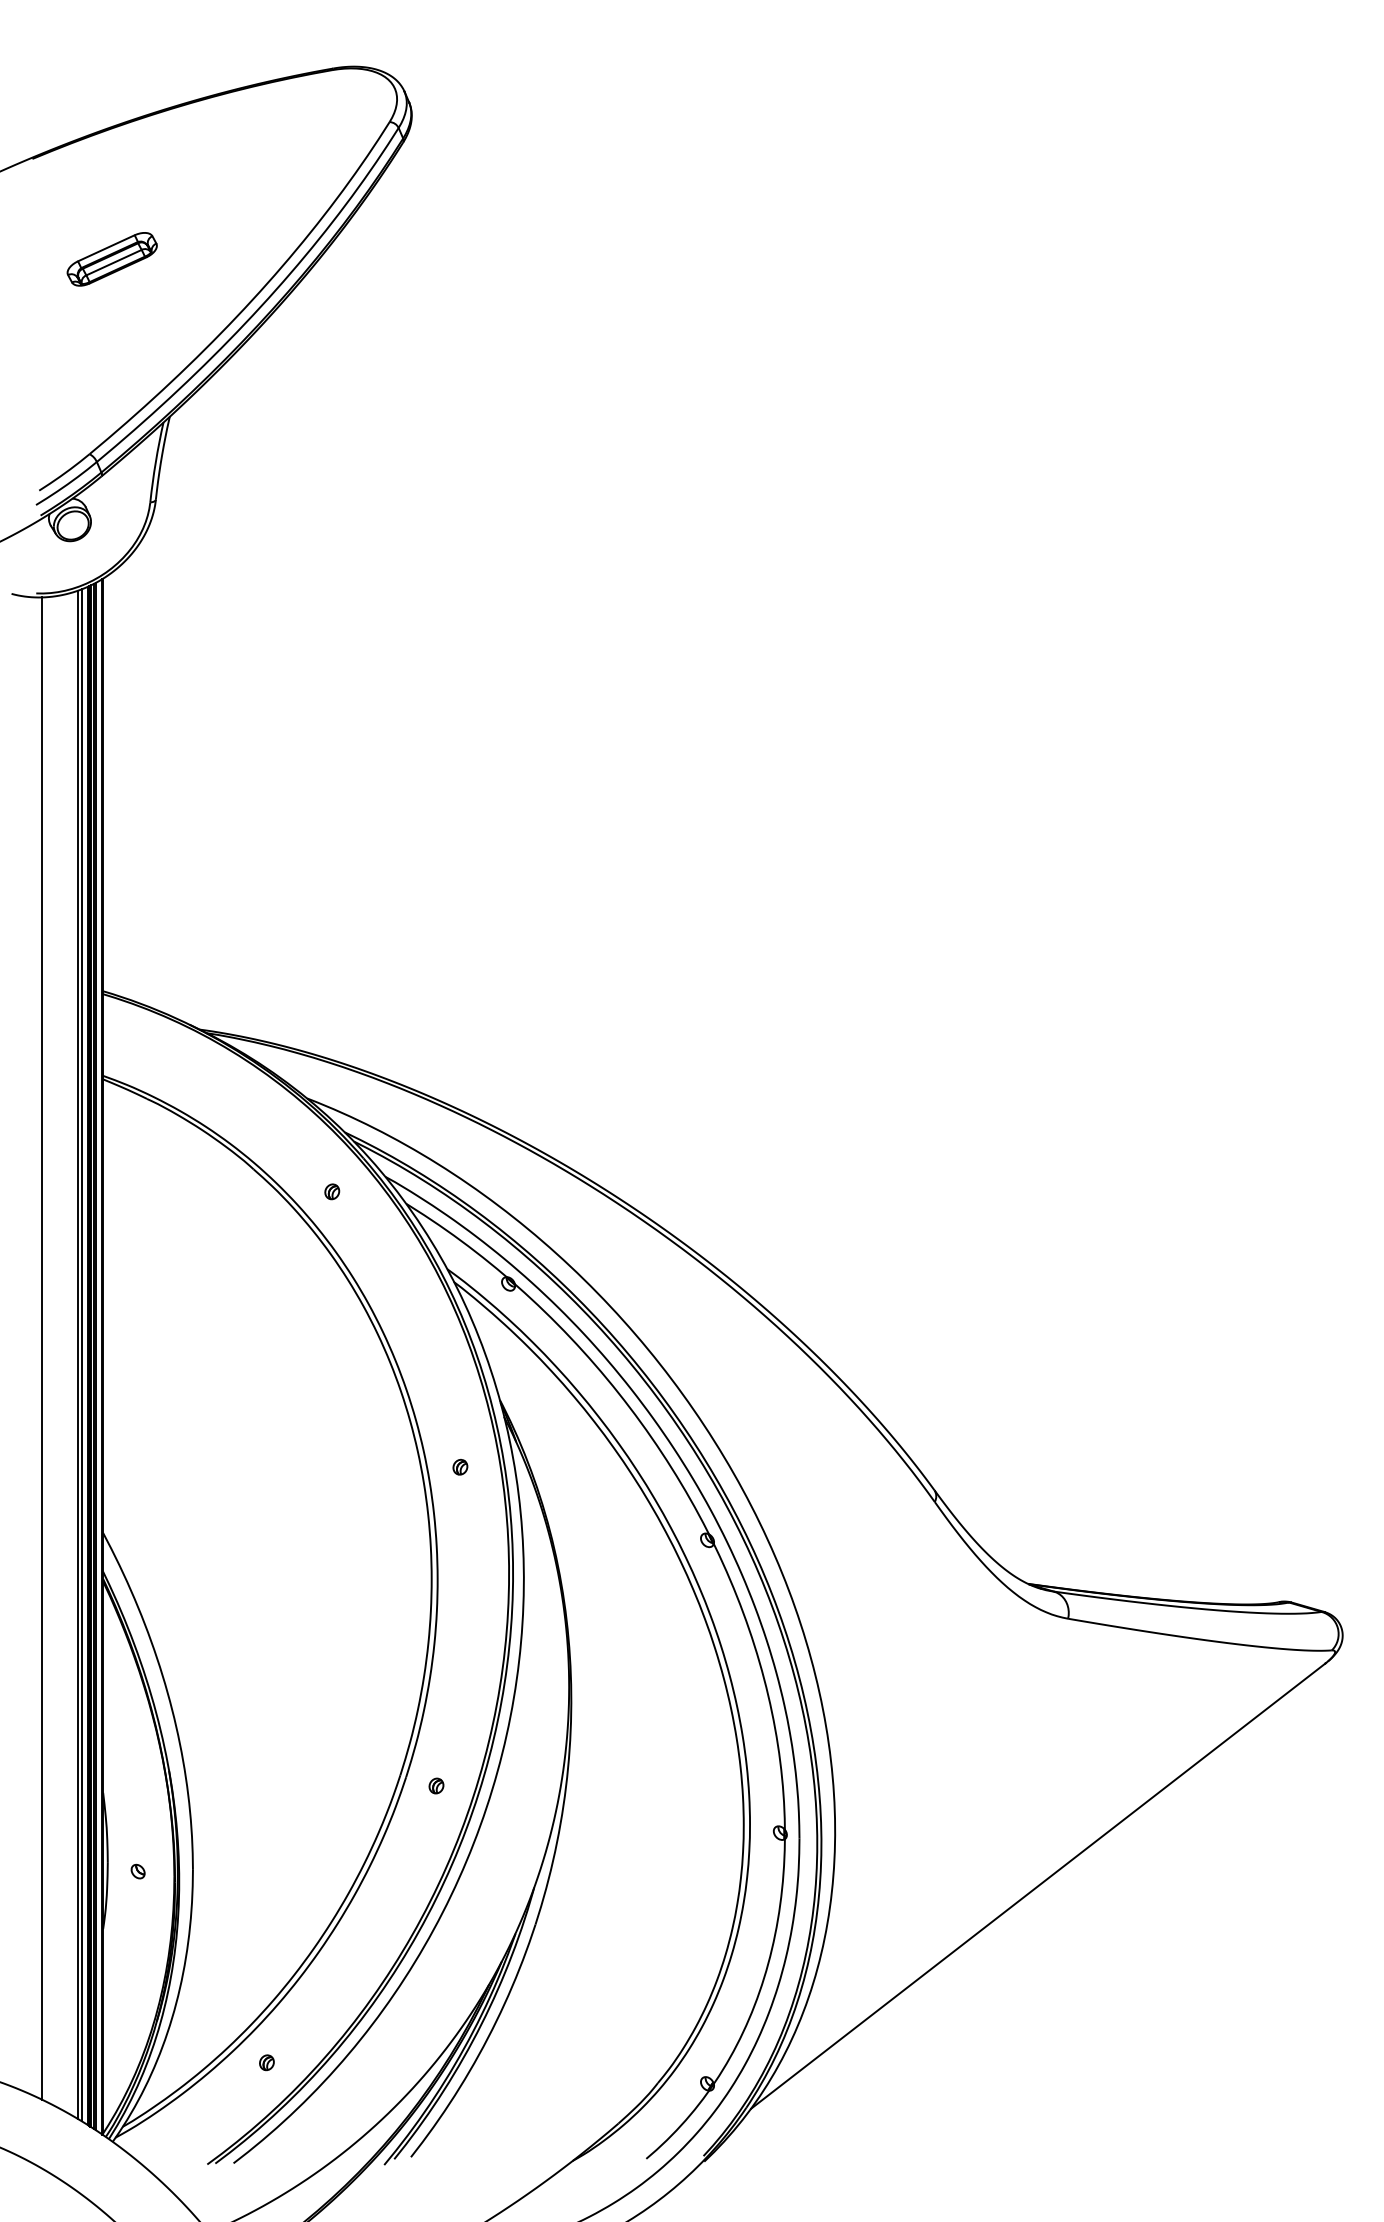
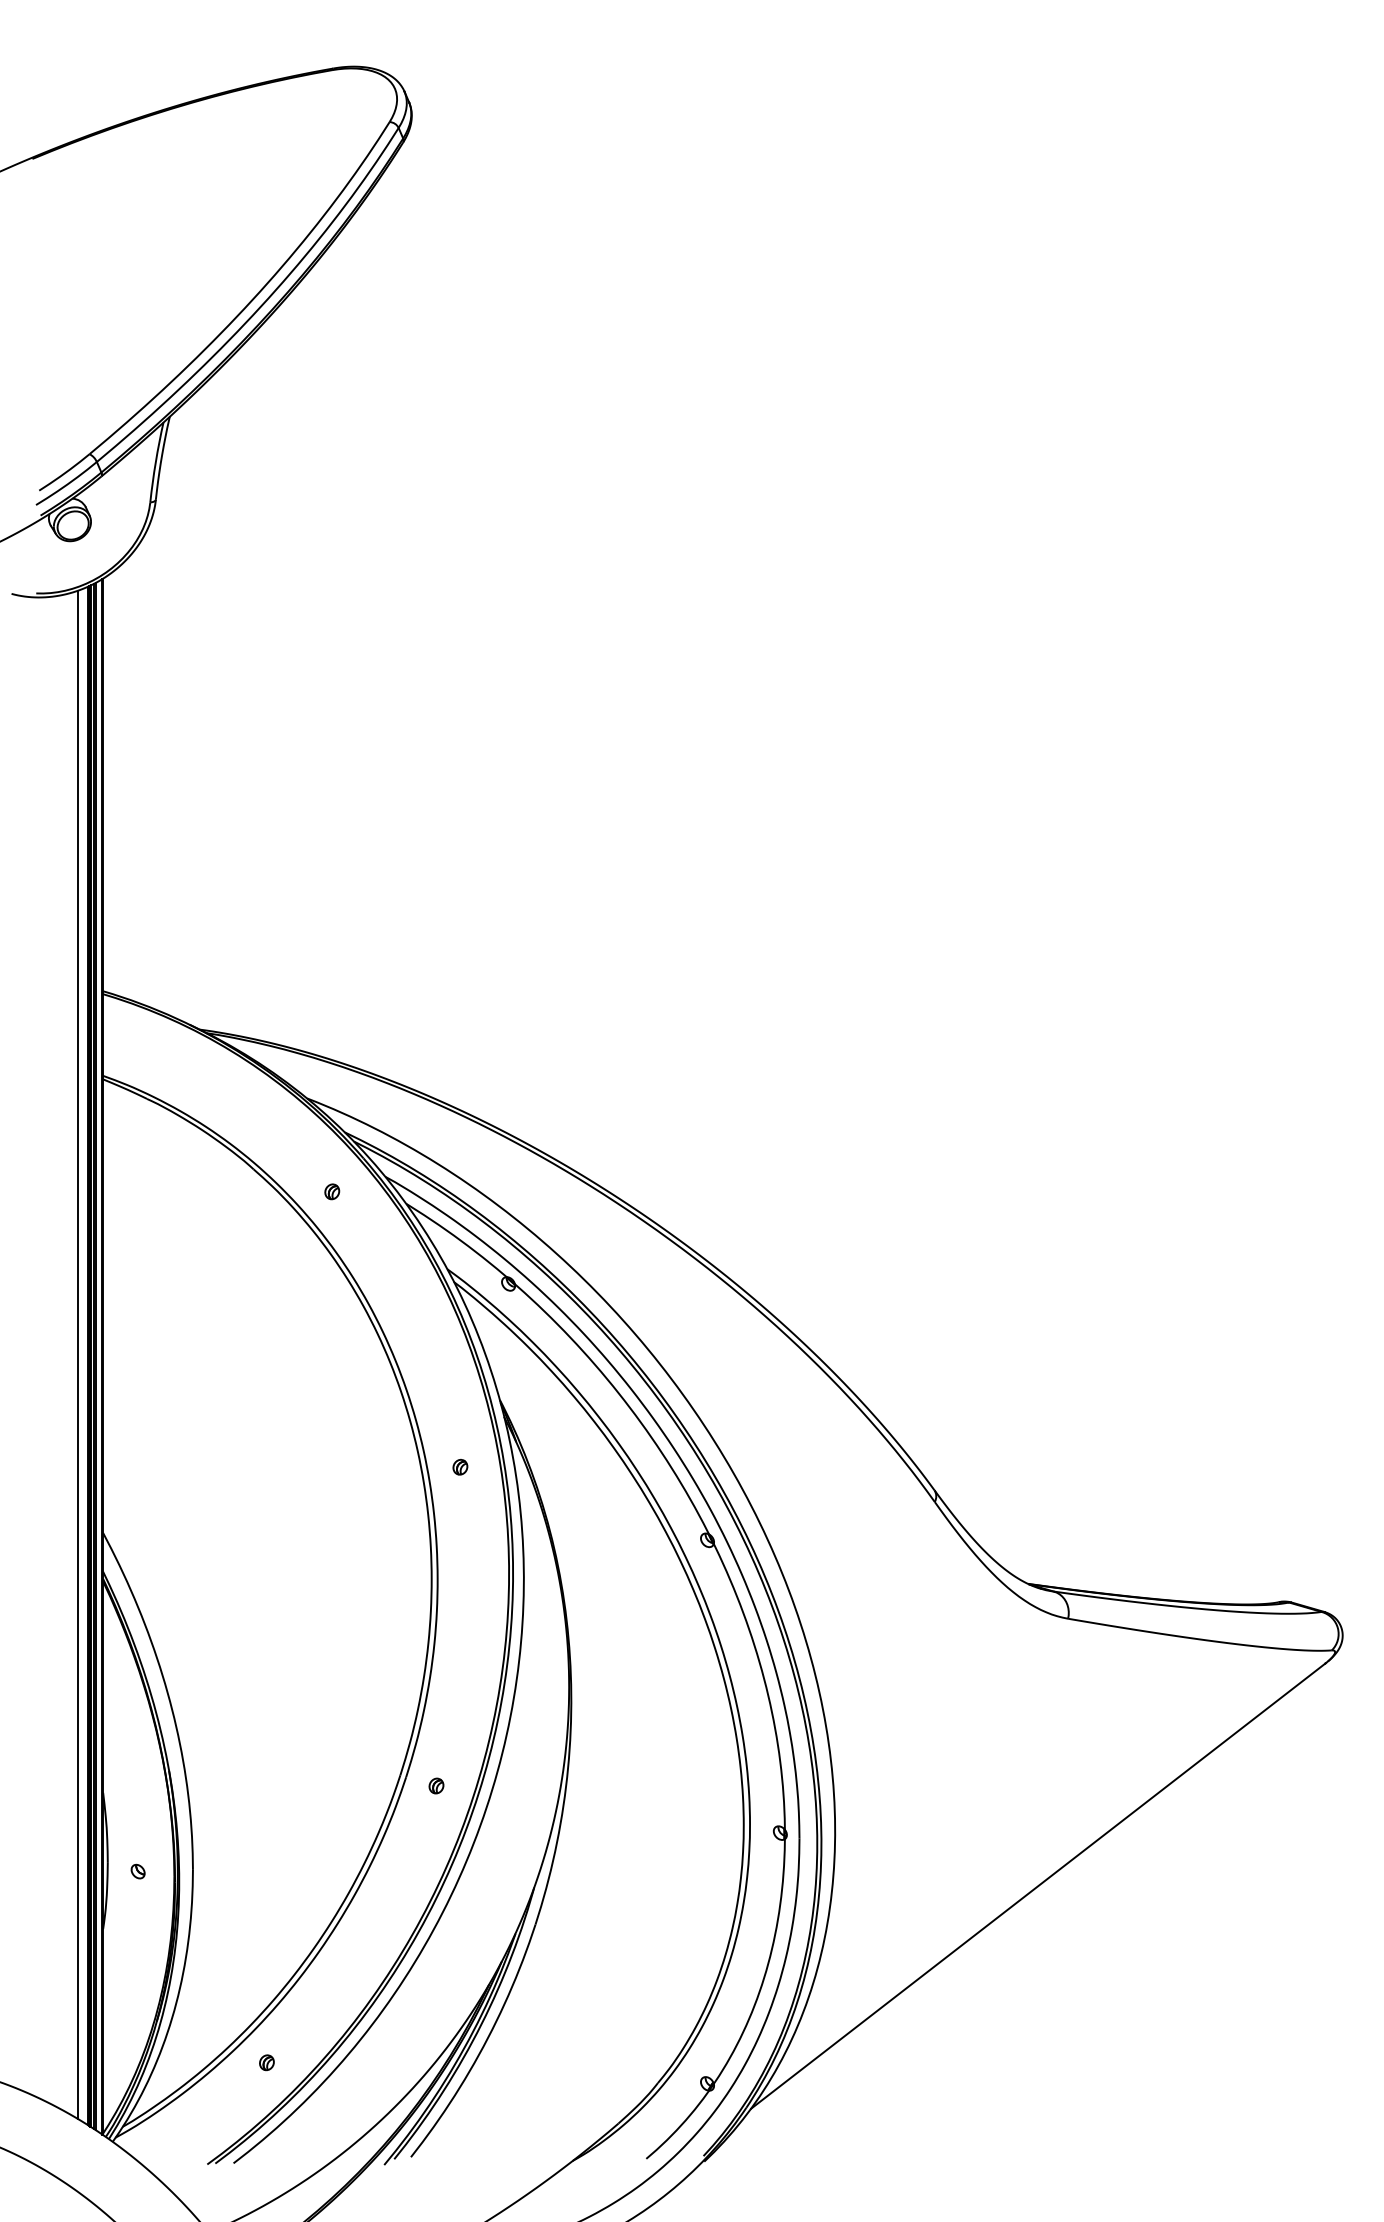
part: present -> none (111, 259)
line: present -> none (42, 1348)
line: present -> none (82, 1355)
